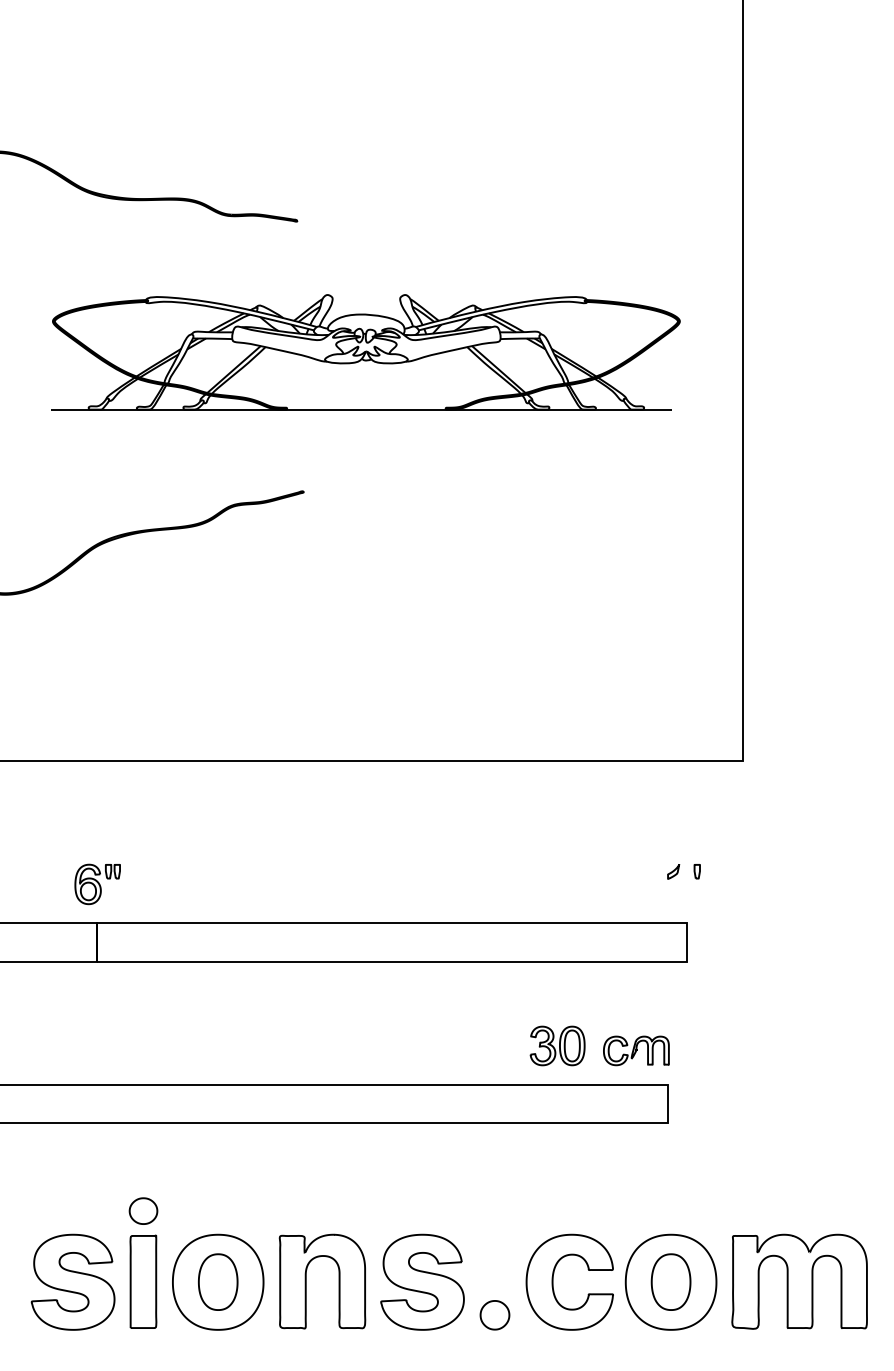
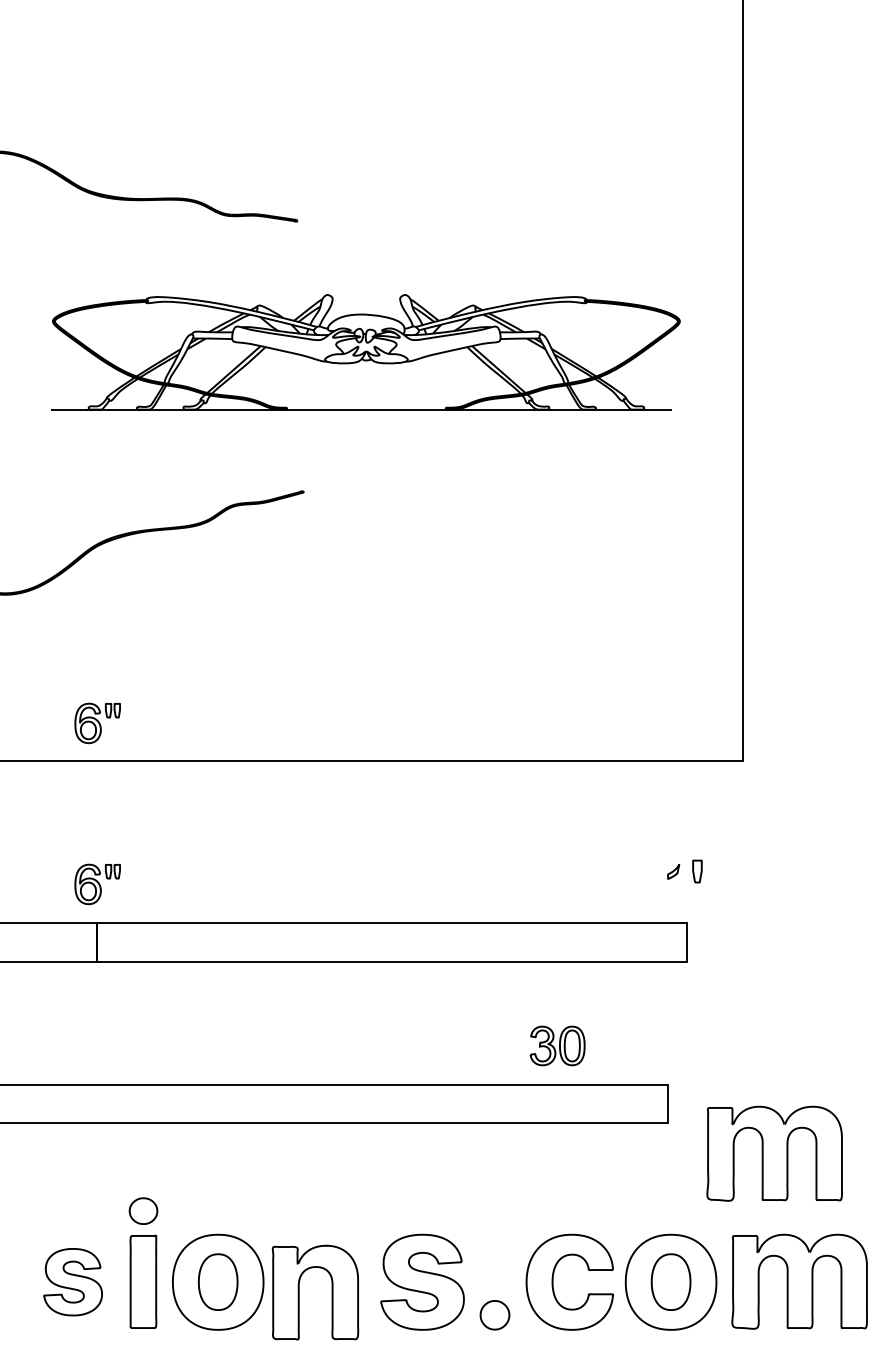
part: none -> present (97, 723)
part size: 8x16 px -> 11x25 px (697, 871)
part: present -> none (636, 1050)
part: none -> present (774, 1153)
part size: 86x98 px -> 60x69 px (72, 1282)
part position: (306, 1281) -> (299, 1292) (299, 1292)
